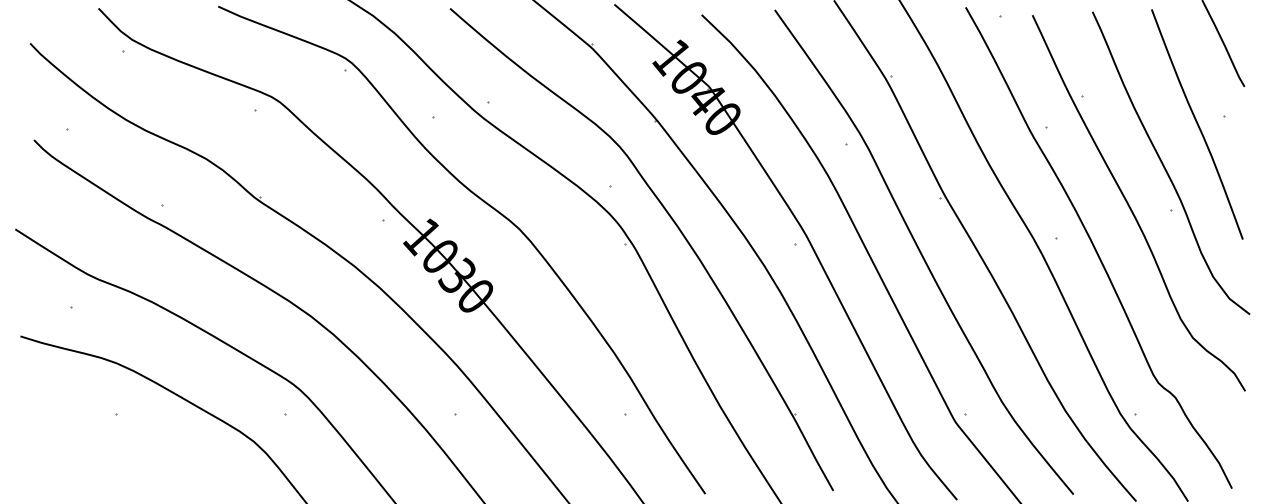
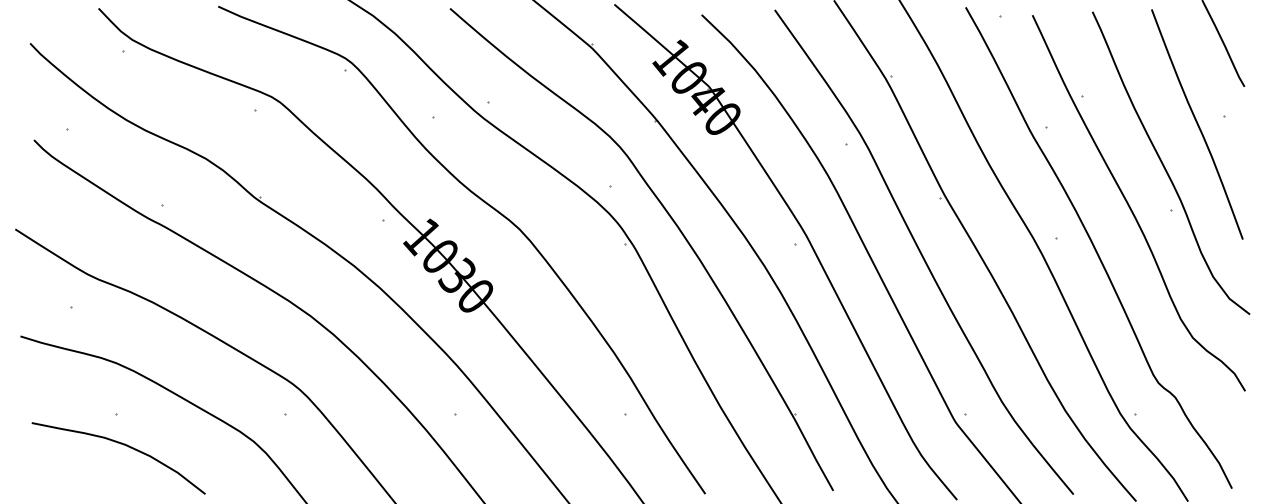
curve: none -> present (123, 445)
